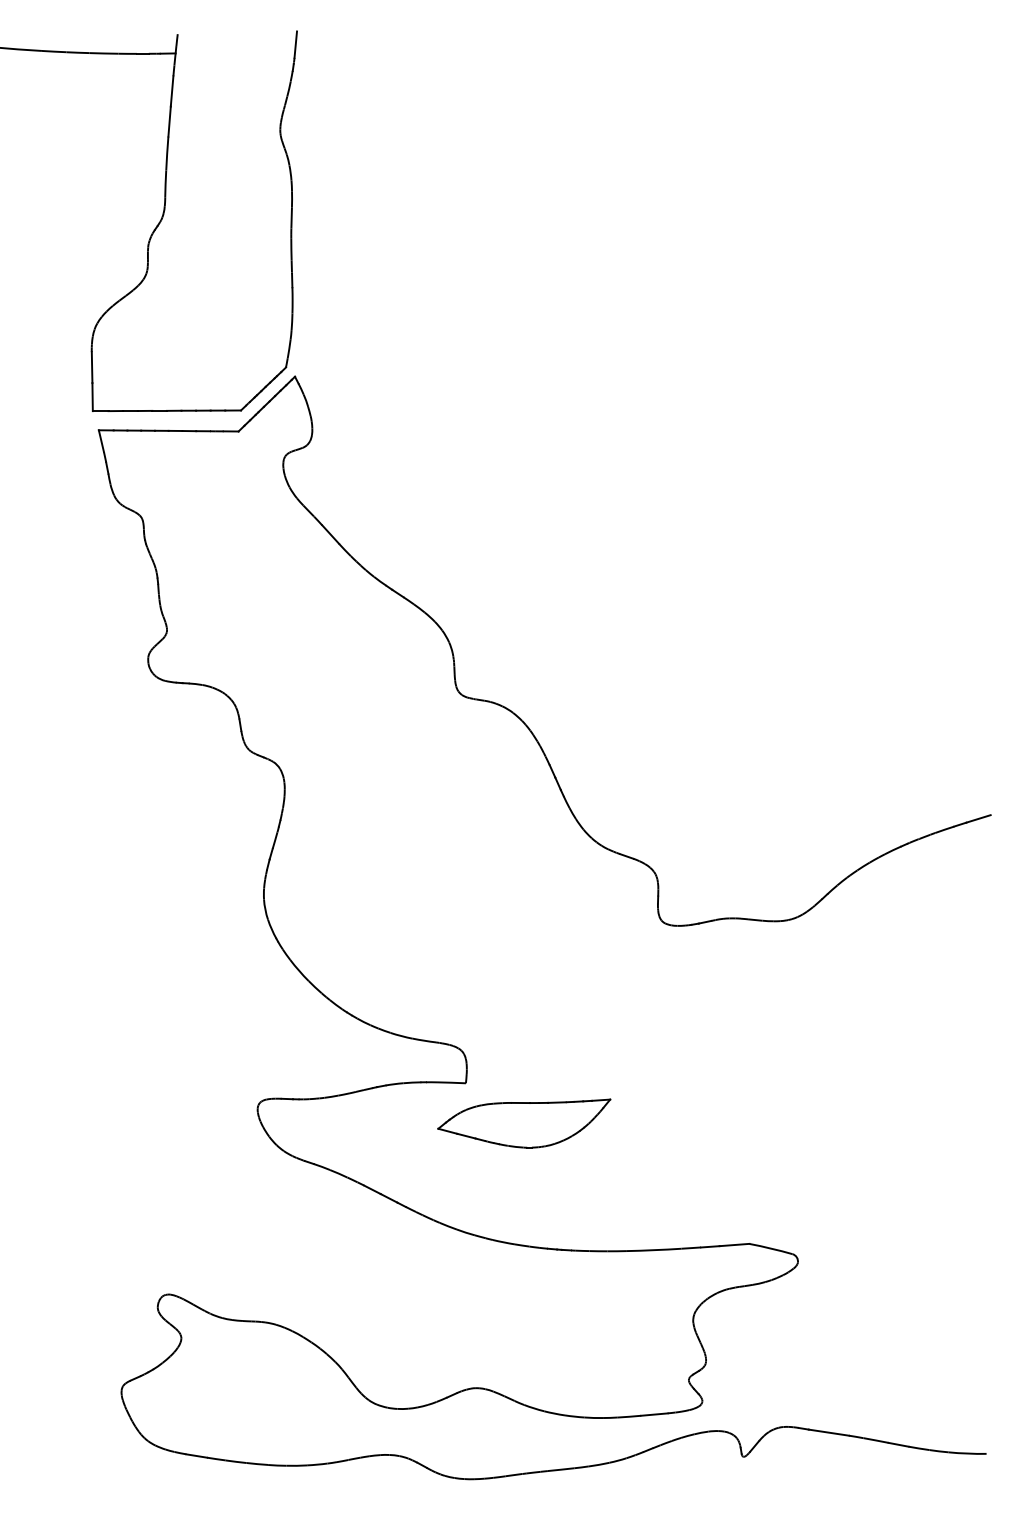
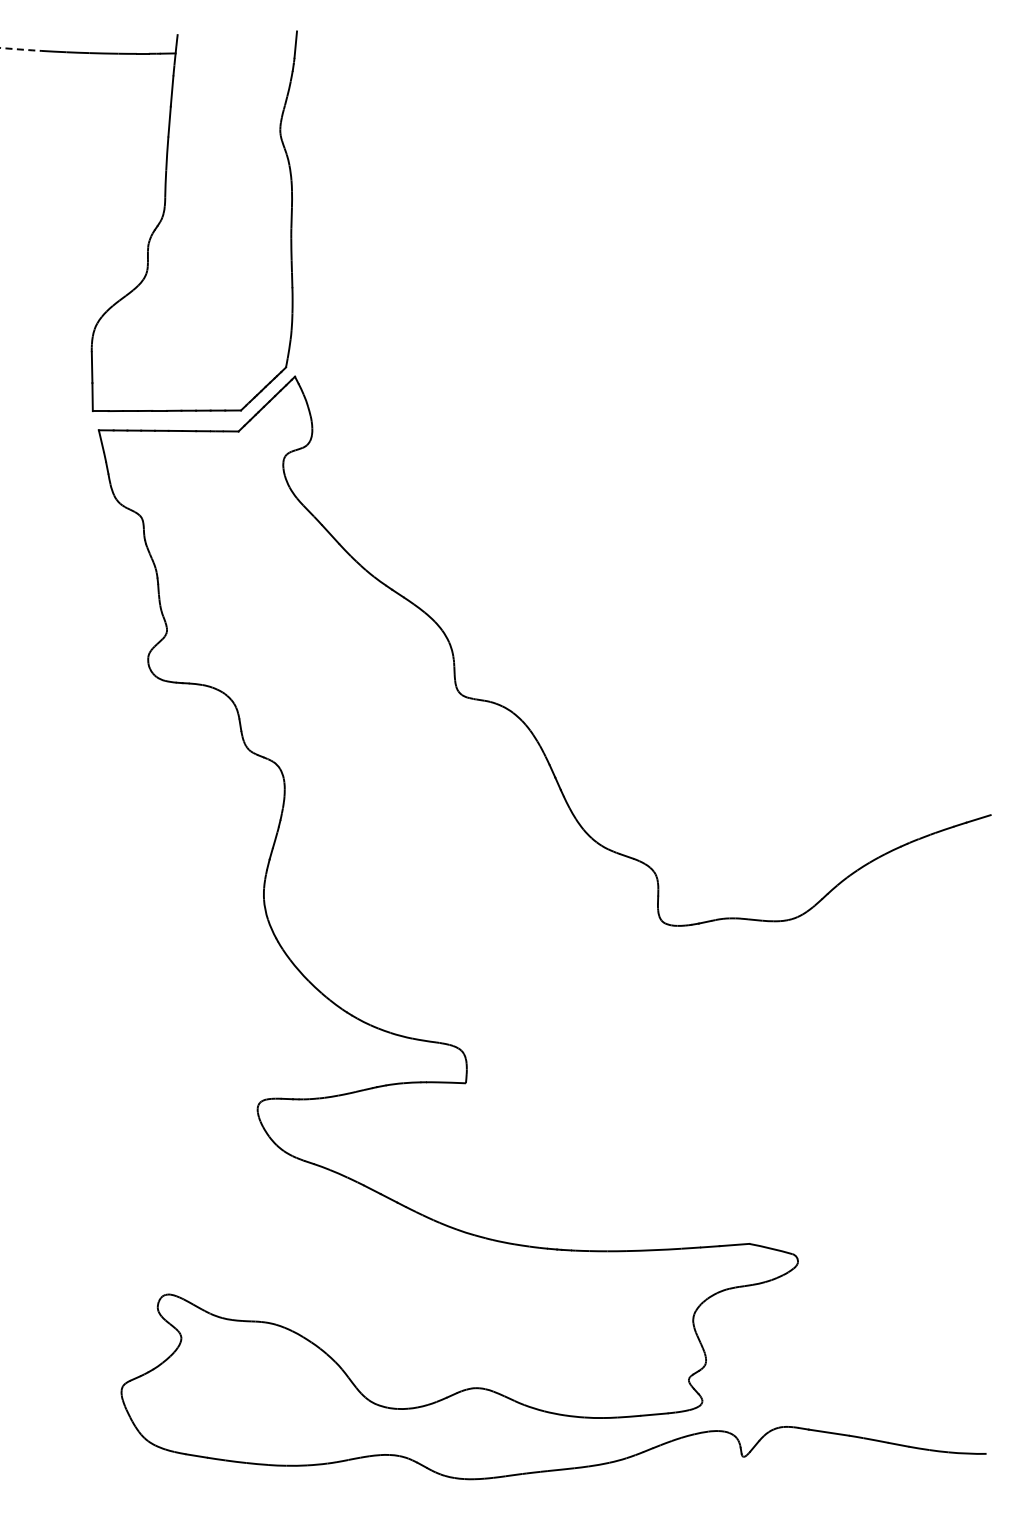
arc: solid -> dashed (20, 49)
part: present -> none (524, 1123)
